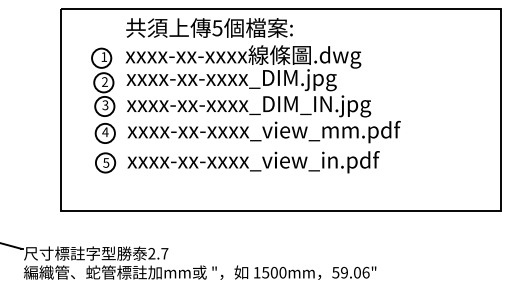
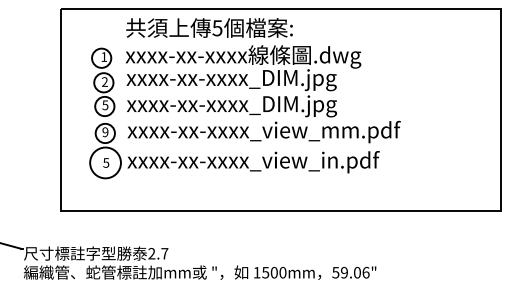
text: 3 -> 5 (105, 104)
text: xxxx-xx-xxxx_DIM_IN.jpg -> xxxx-xx-xxxx_DIM.jpg (335, 106)
text: 4 -> 9 (105, 132)
circle diameter: 19 px -> 31 px (105, 162)
